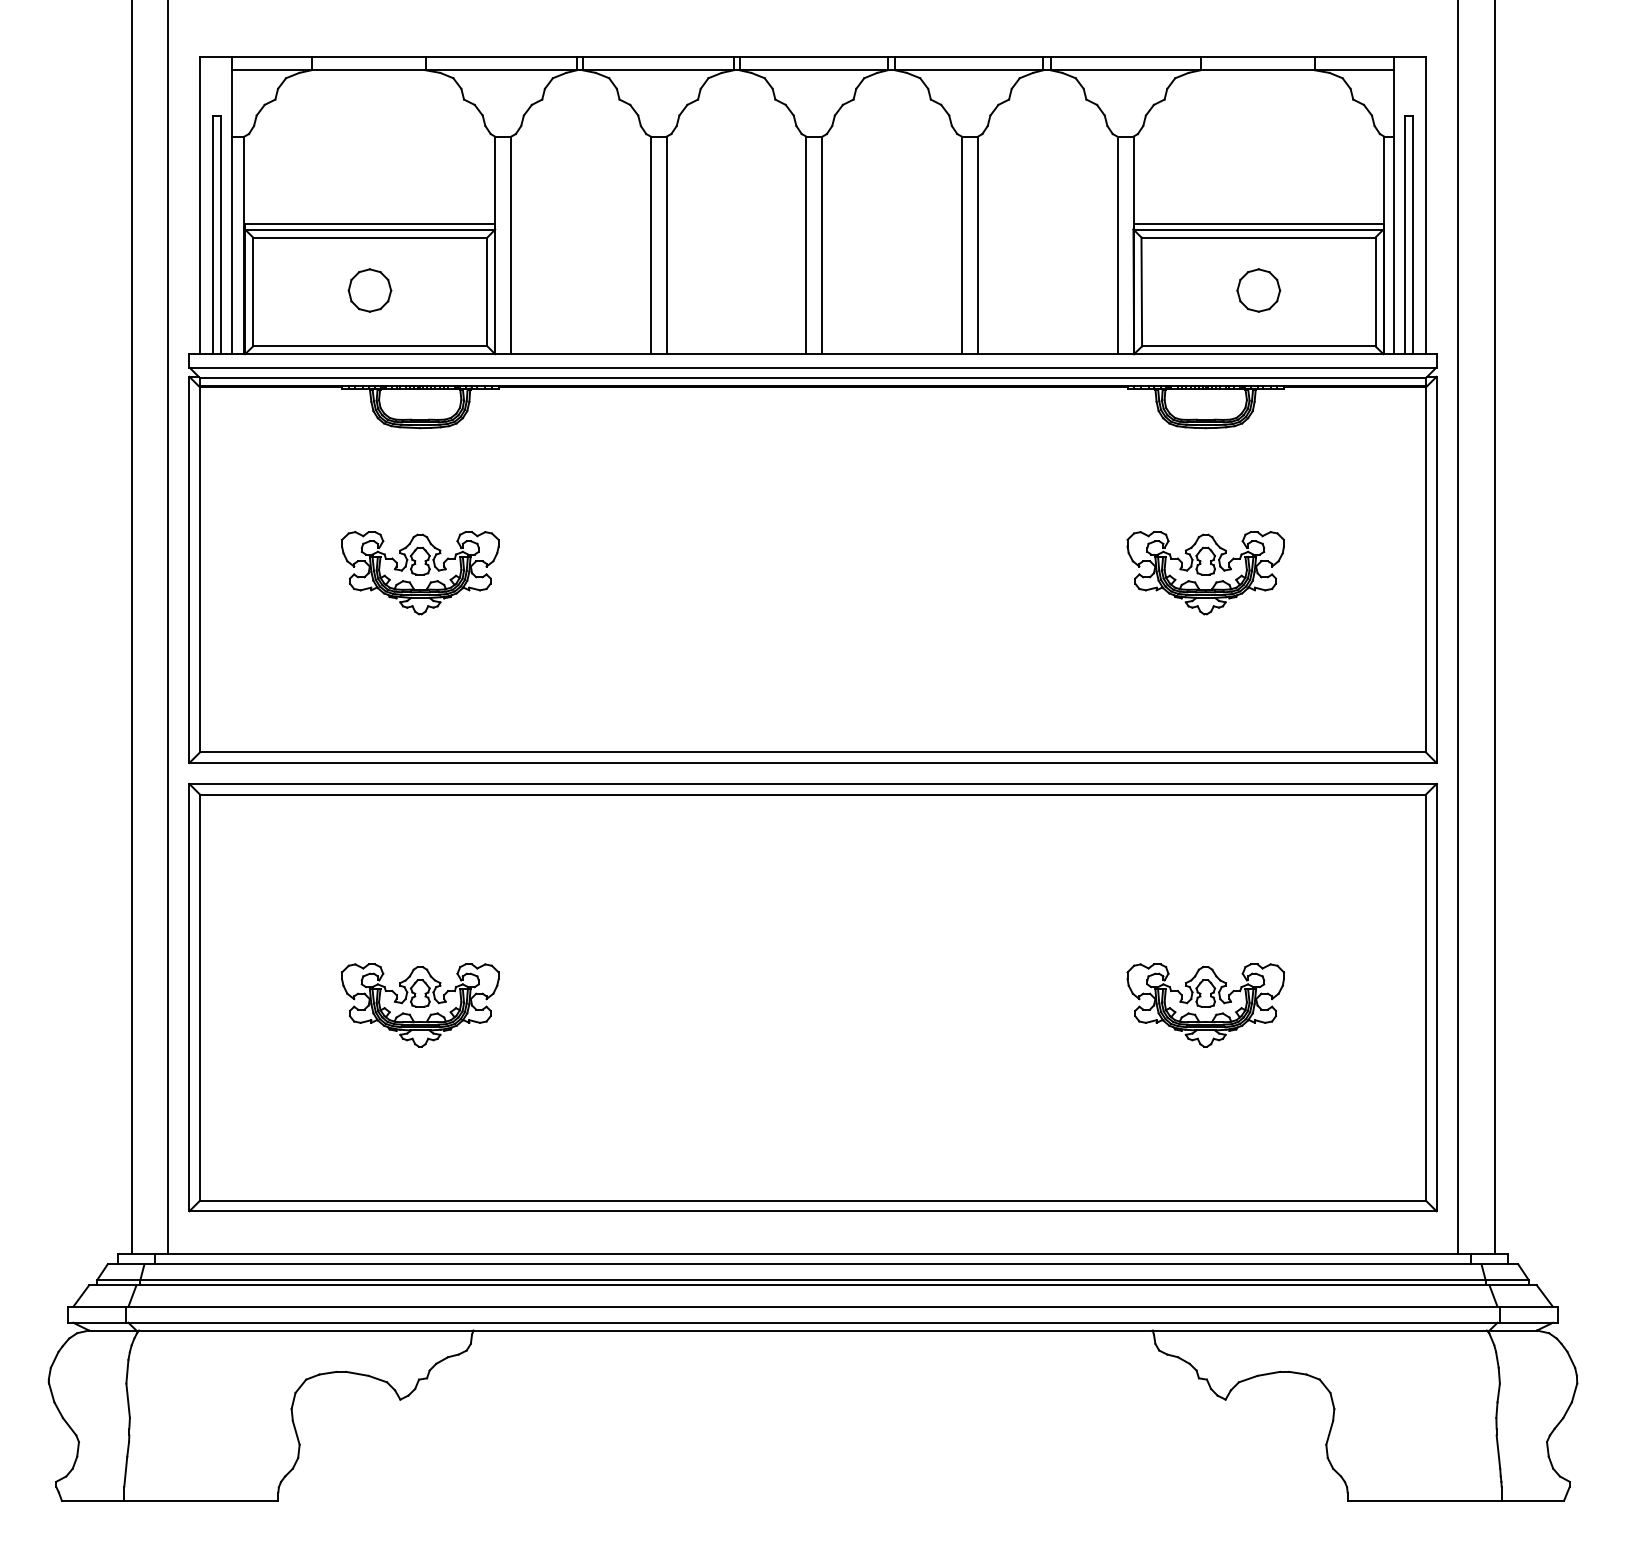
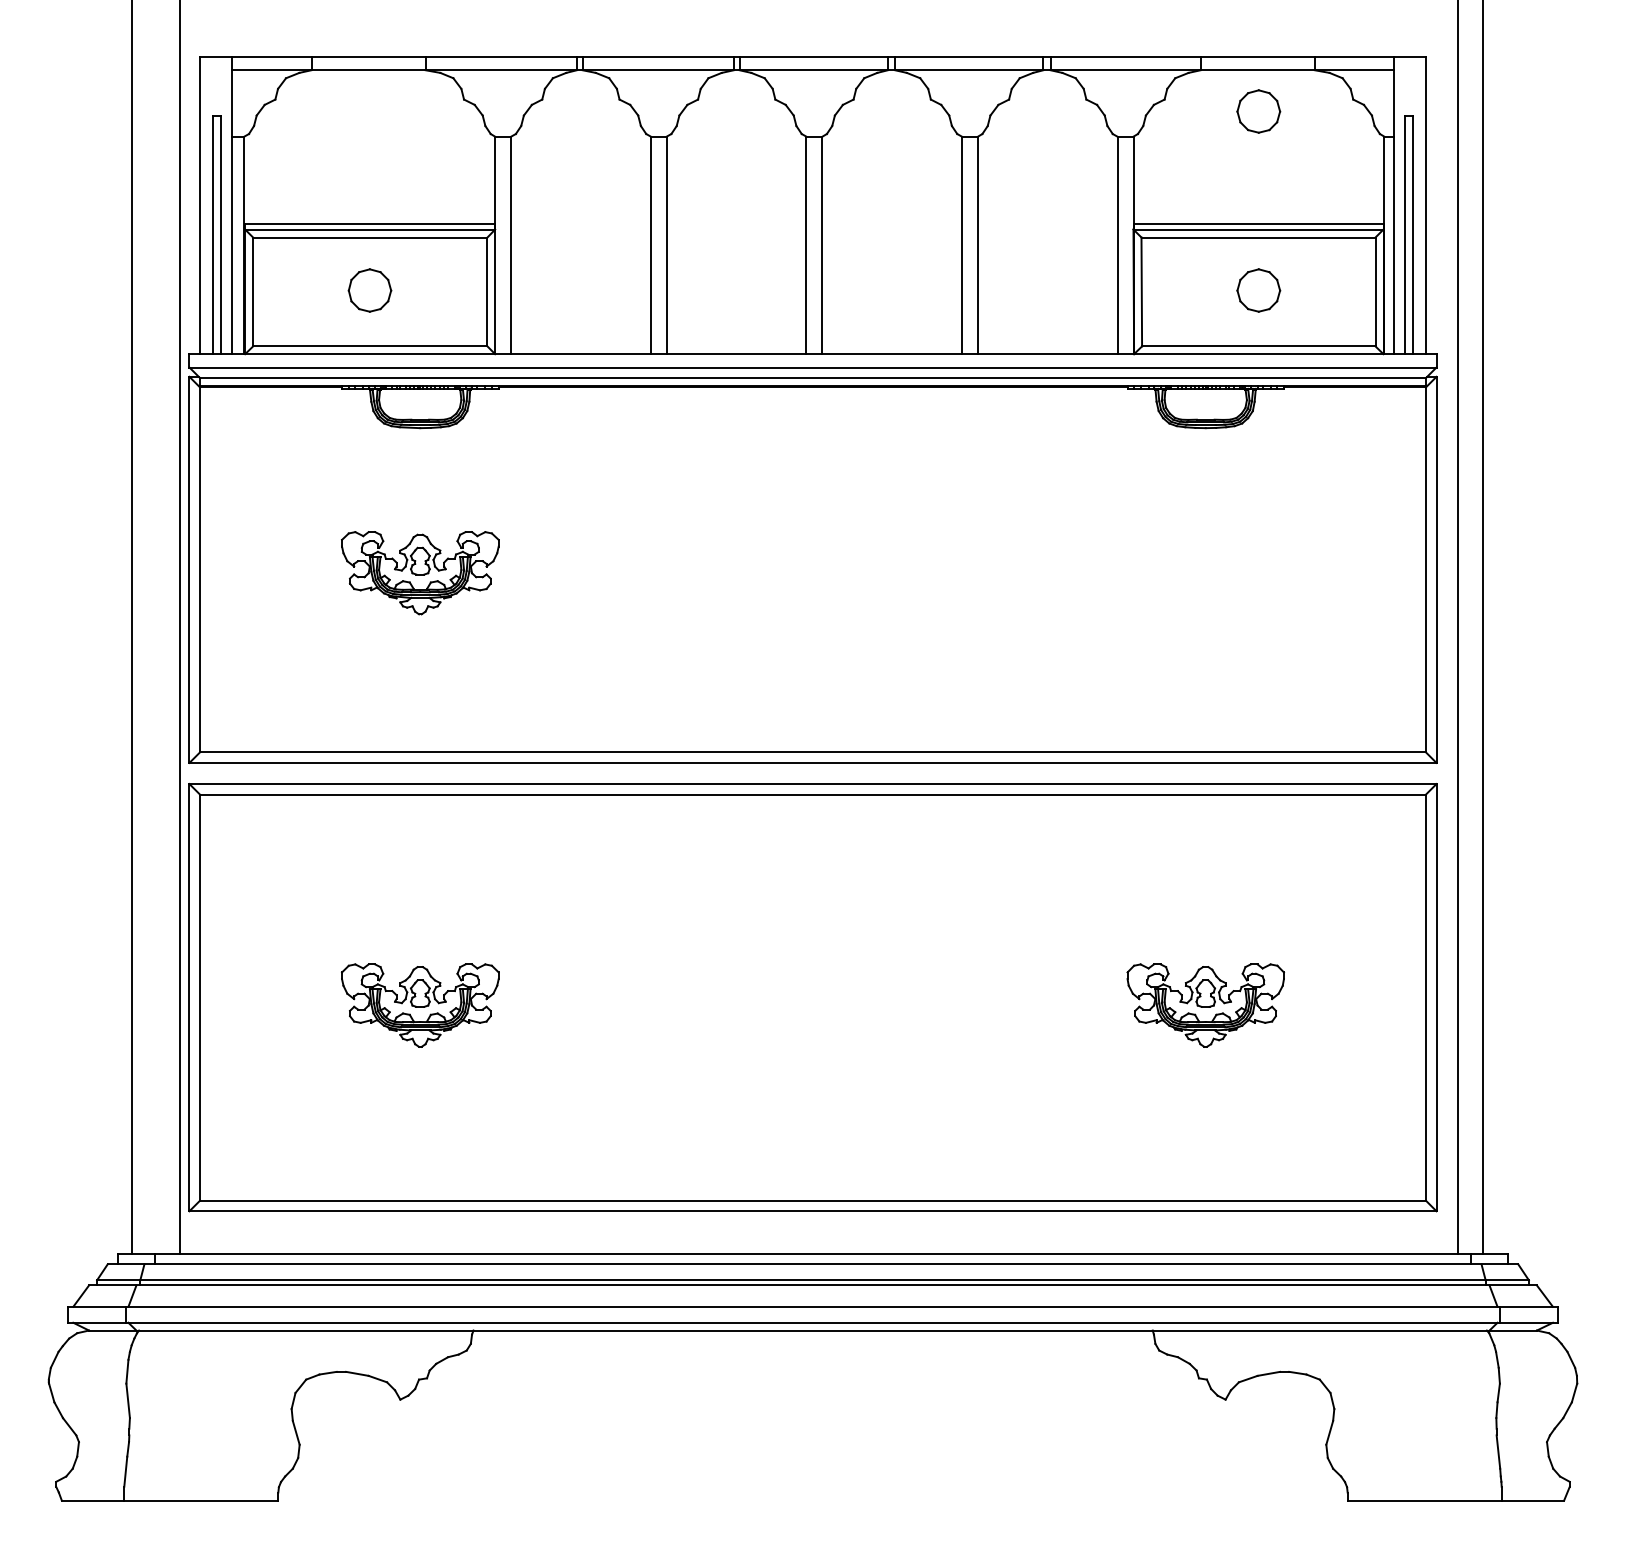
part: none -> present (1258, 111)
part: present -> none (1205, 573)
line position: (168, 627) -> (180, 627) (180, 627)
line position: (1494, 627) -> (1482, 627) (1482, 627)
